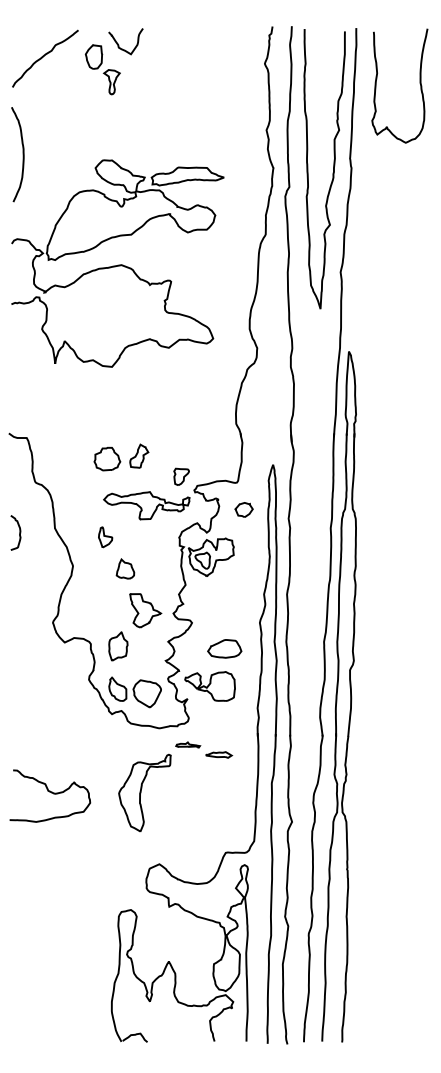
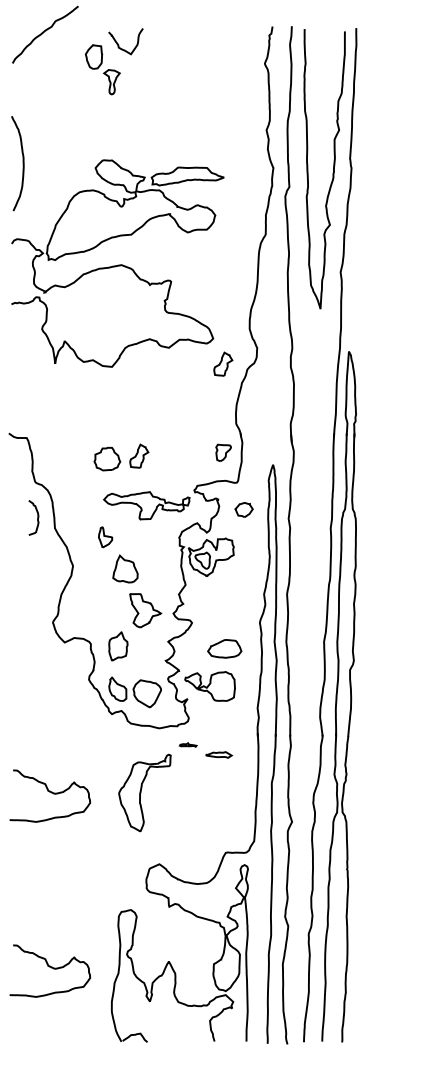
curve position: (44, 56) -> (44, 32) (44, 32)
curve: present -> none (419, 83)
curve position: (22, 154) -> (22, 163) (22, 163)
part: none -> present (223, 363)
part position: (181, 476) -> (223, 452) (223, 452)
curve position: (19, 532) -> (37, 517) (37, 517)
part size: 21x22 px -> 27x30 px (125, 568)
part size: 27x8 px -> 20x6 px (187, 744)
curve: none -> present (51, 968)
